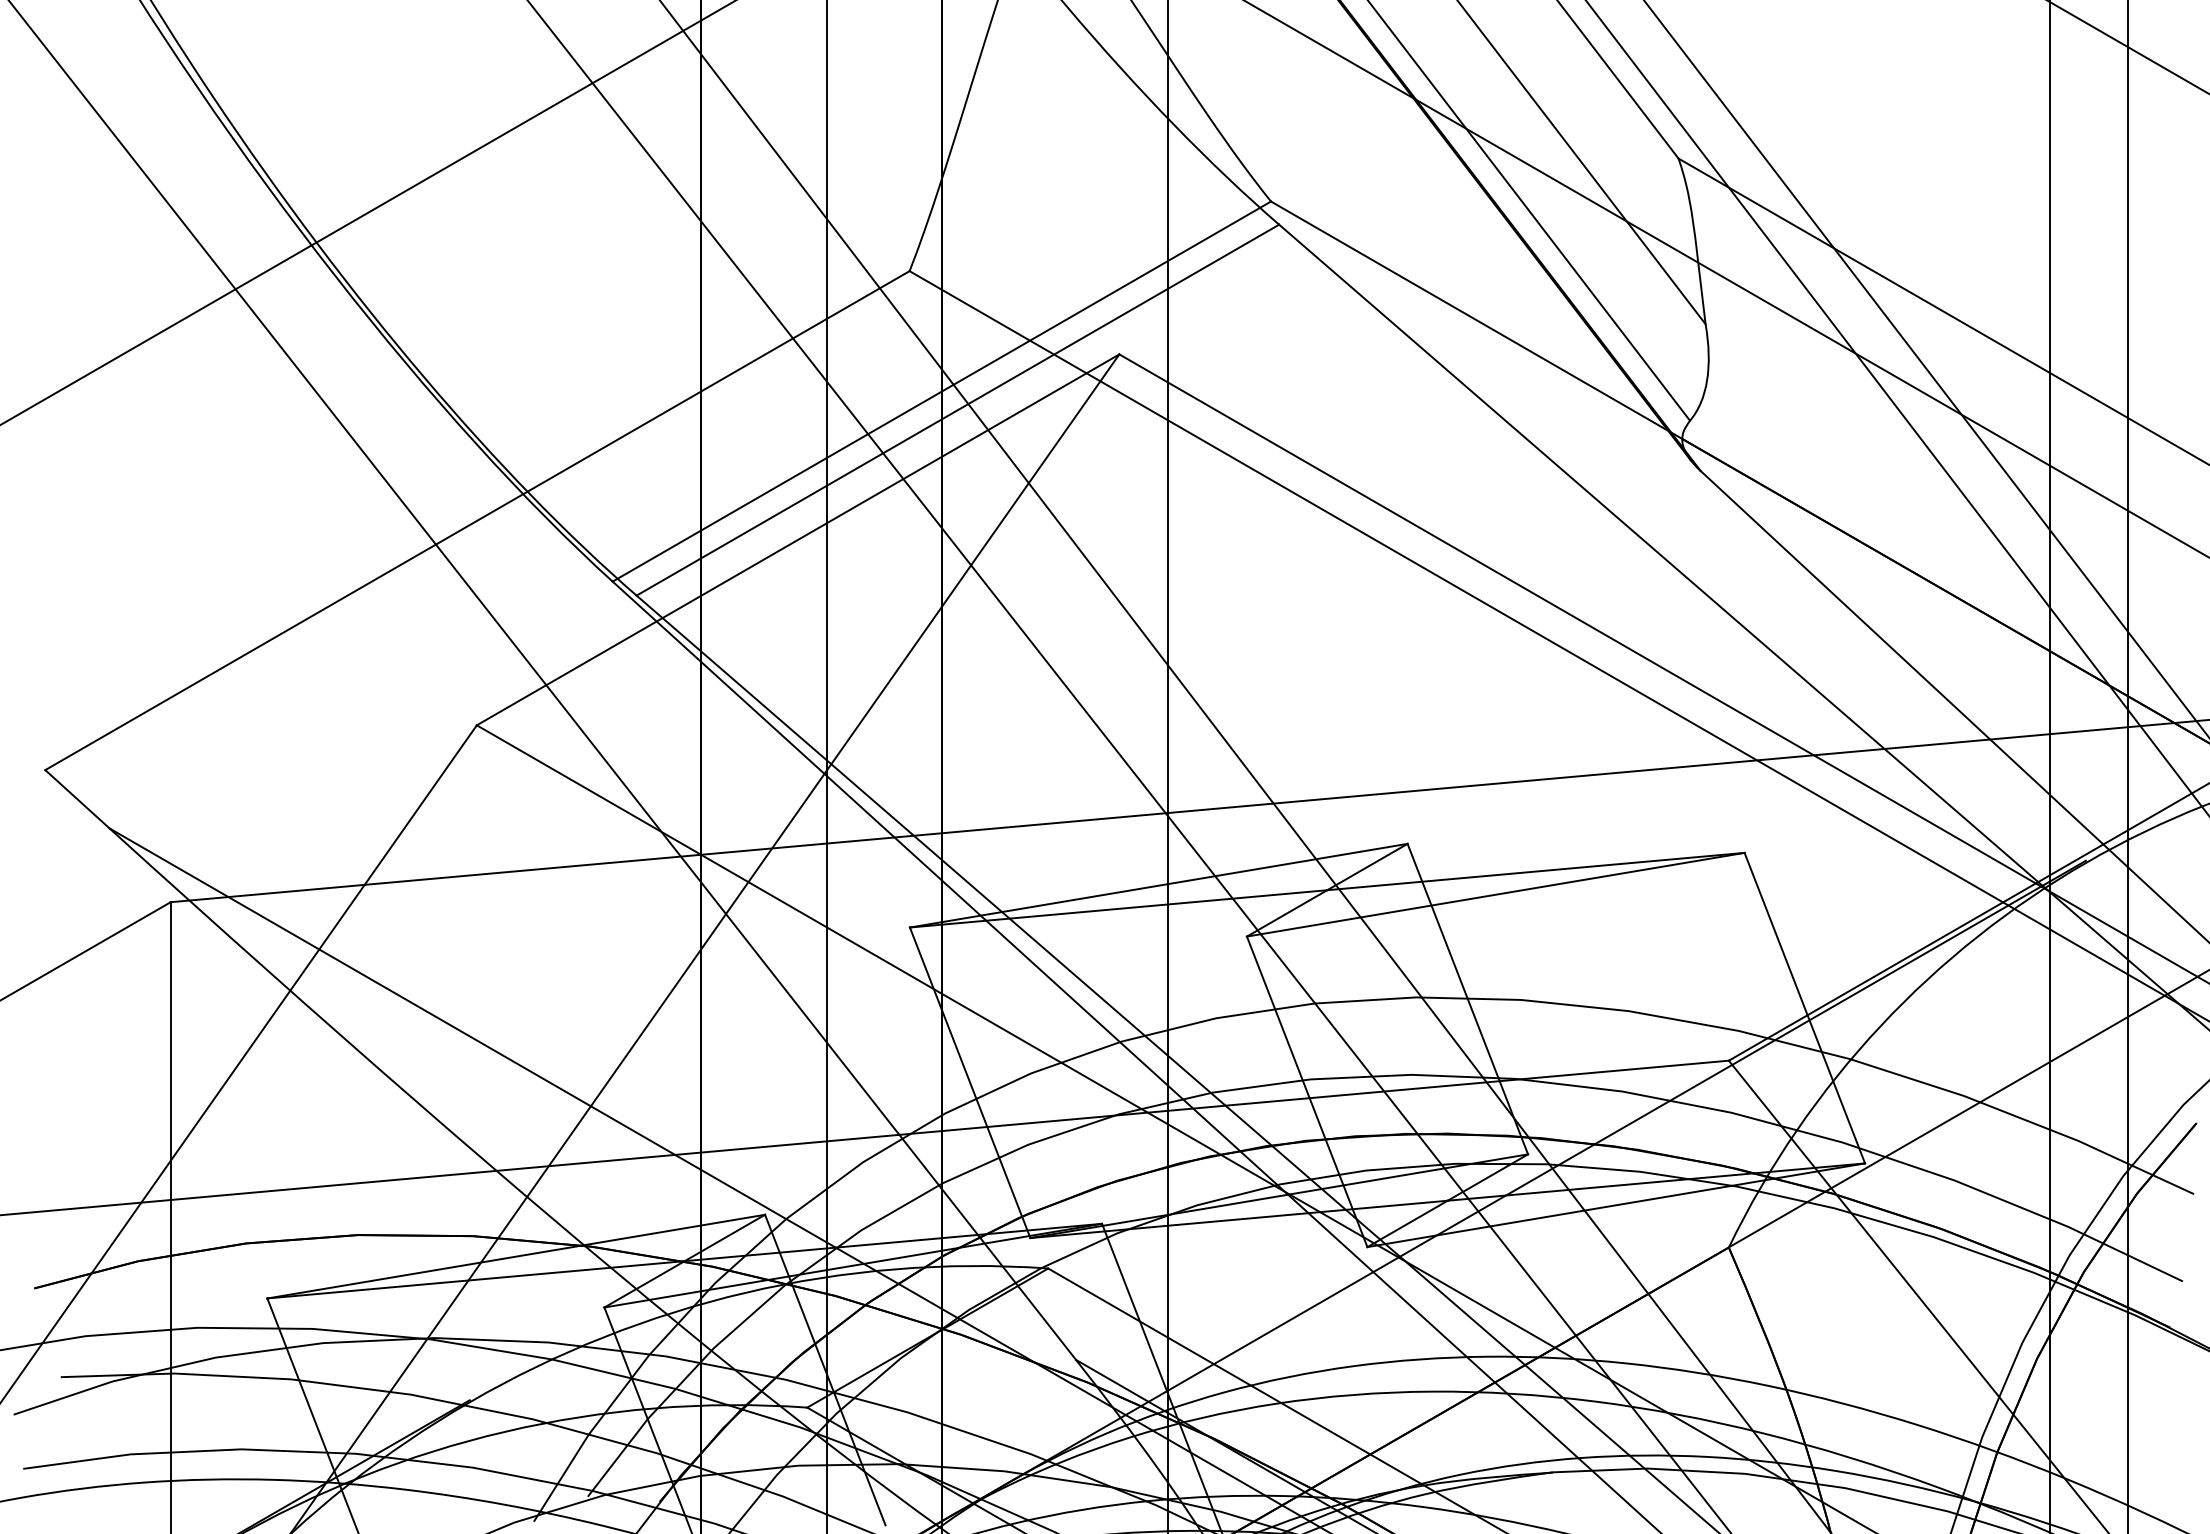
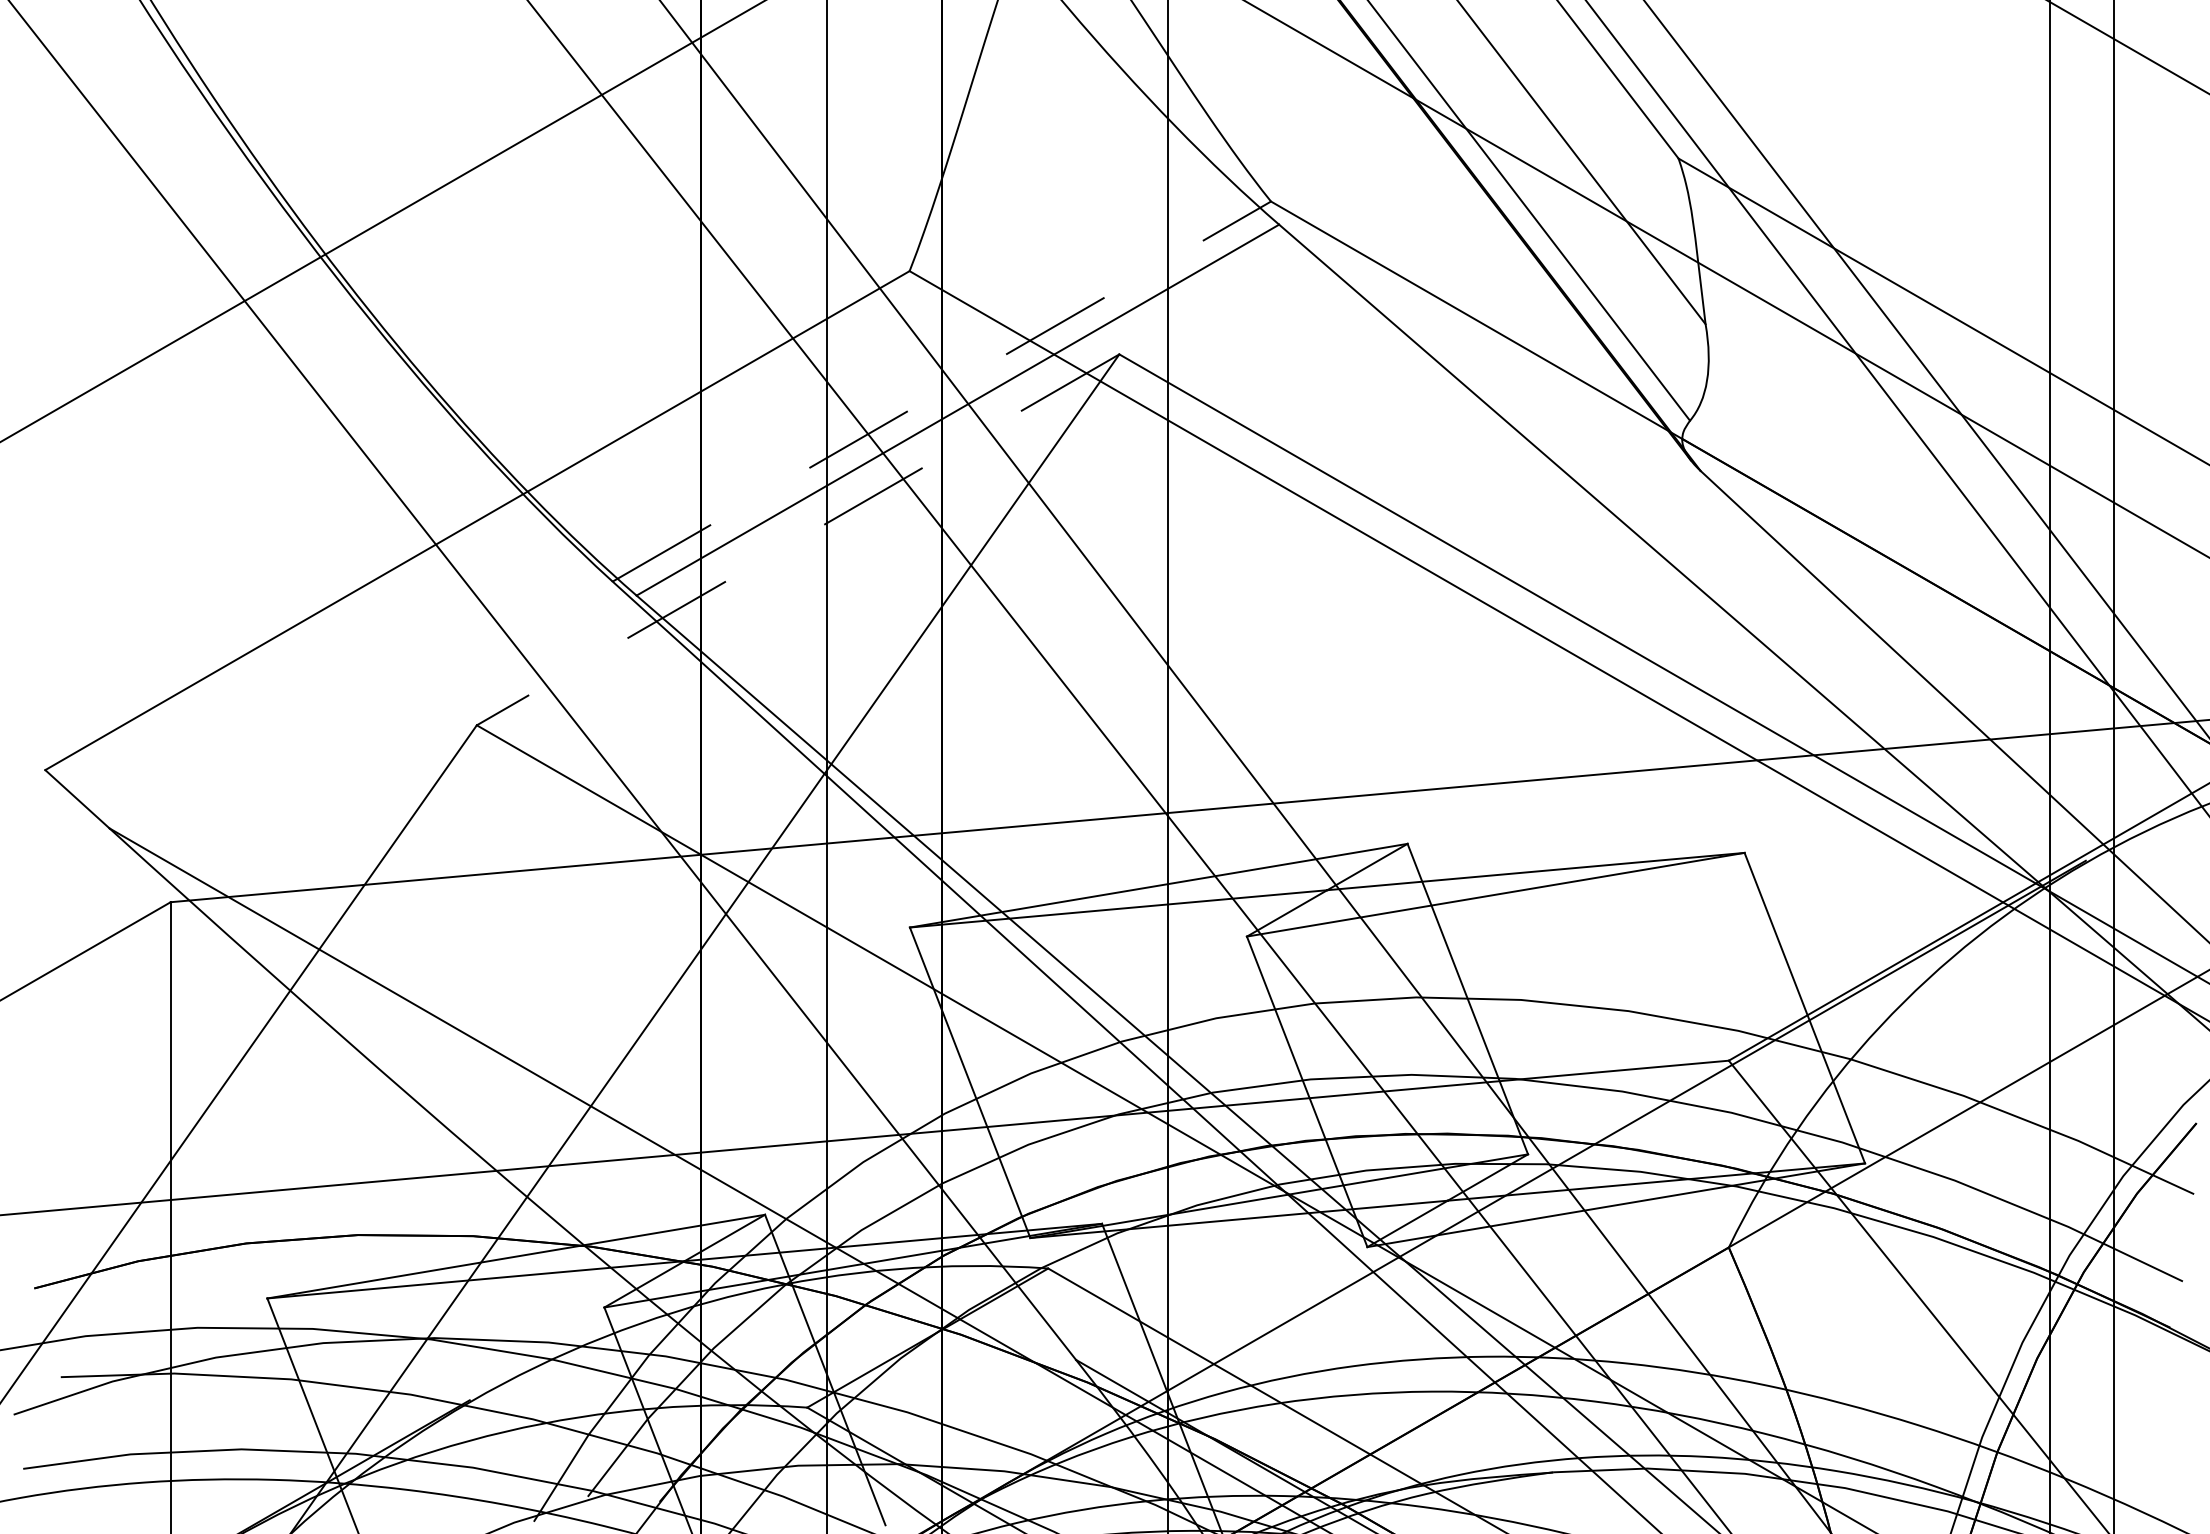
line position: (367, 212) -> (382, 221) (382, 221)
line: solid -> dashed (942, 391)
line: solid -> dashed (798, 539)
line position: (2127, 766) -> (2113, 766) (2113, 766)
